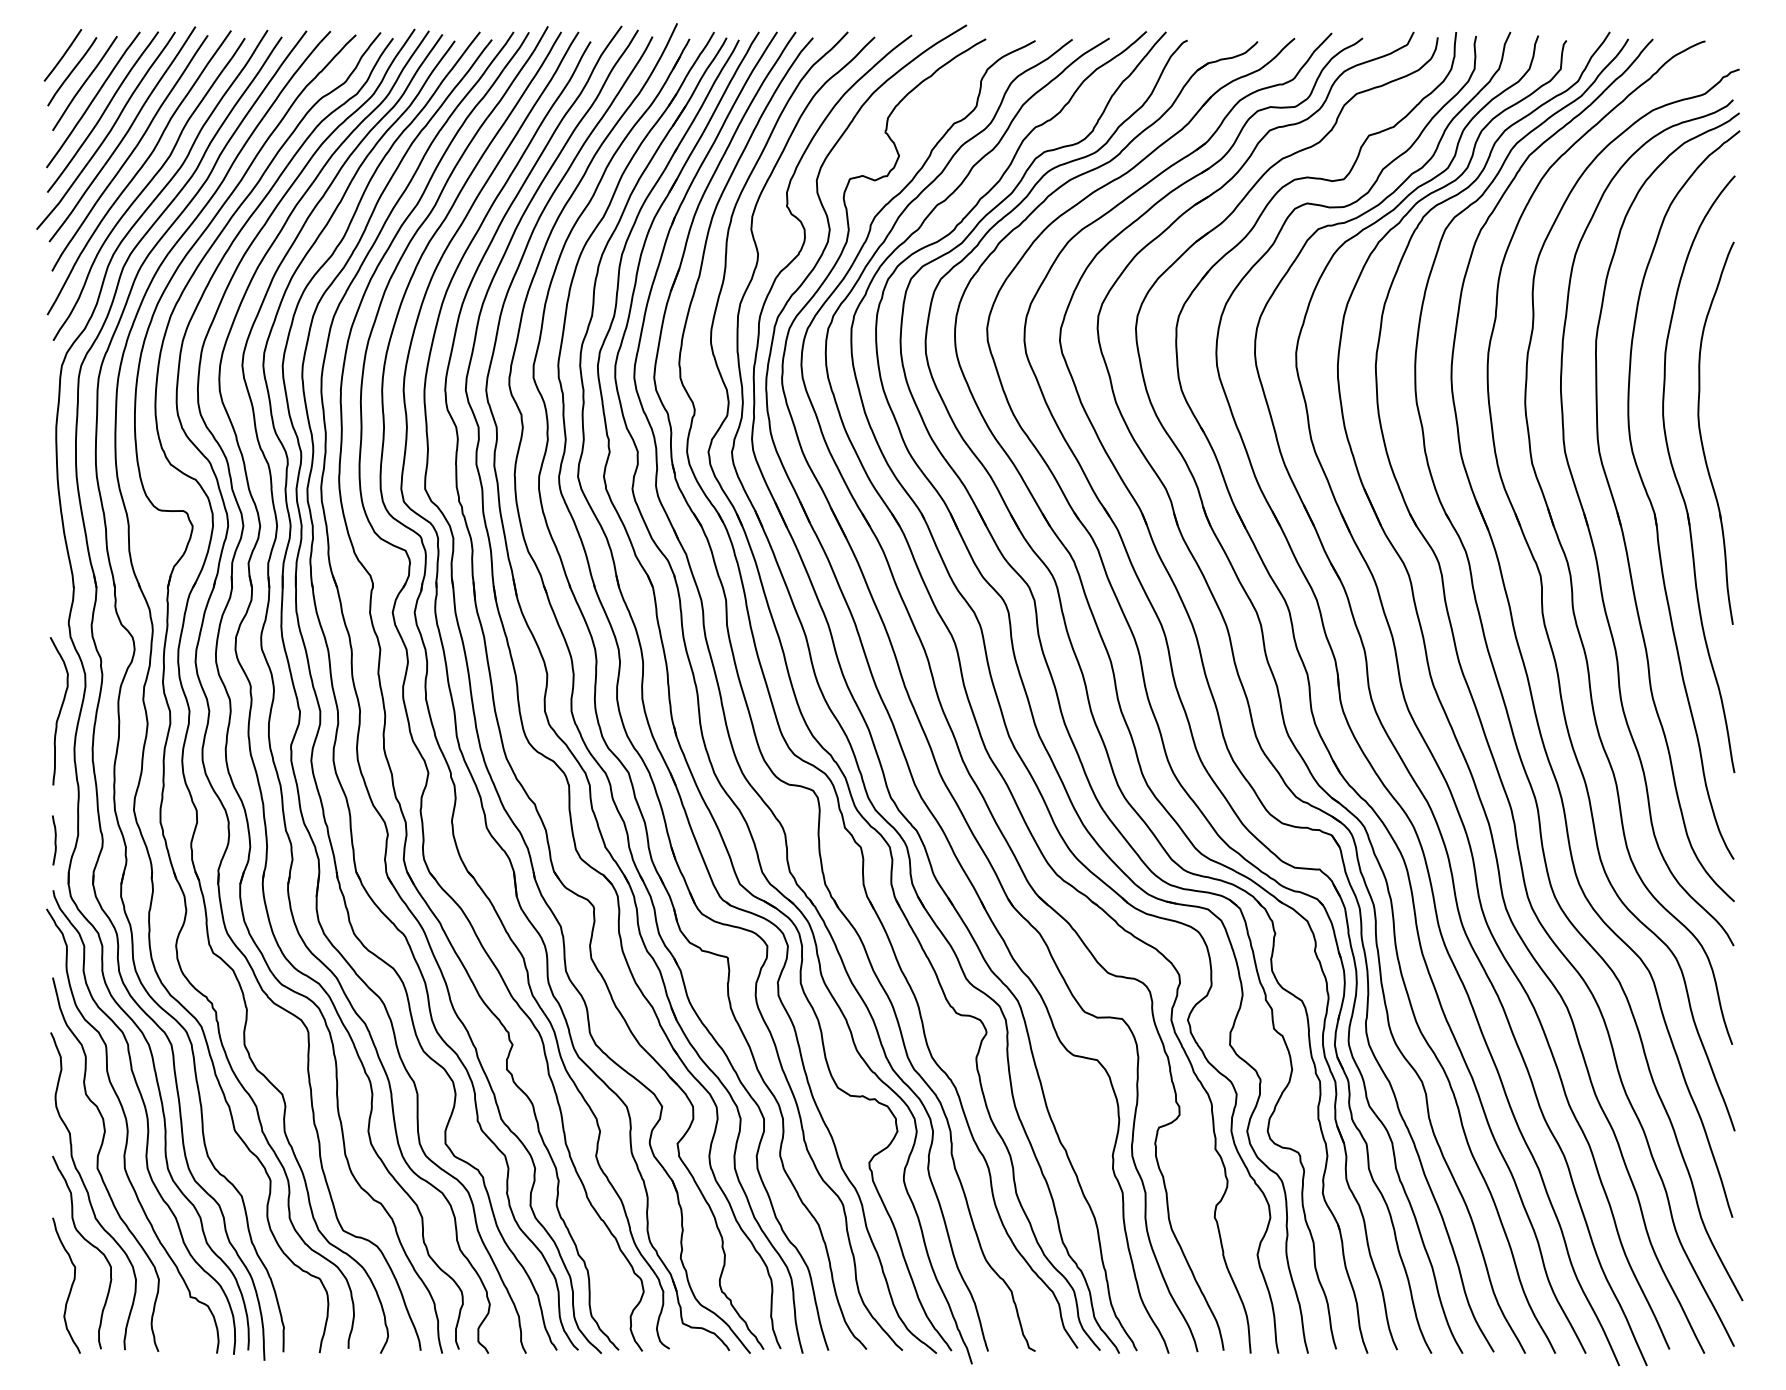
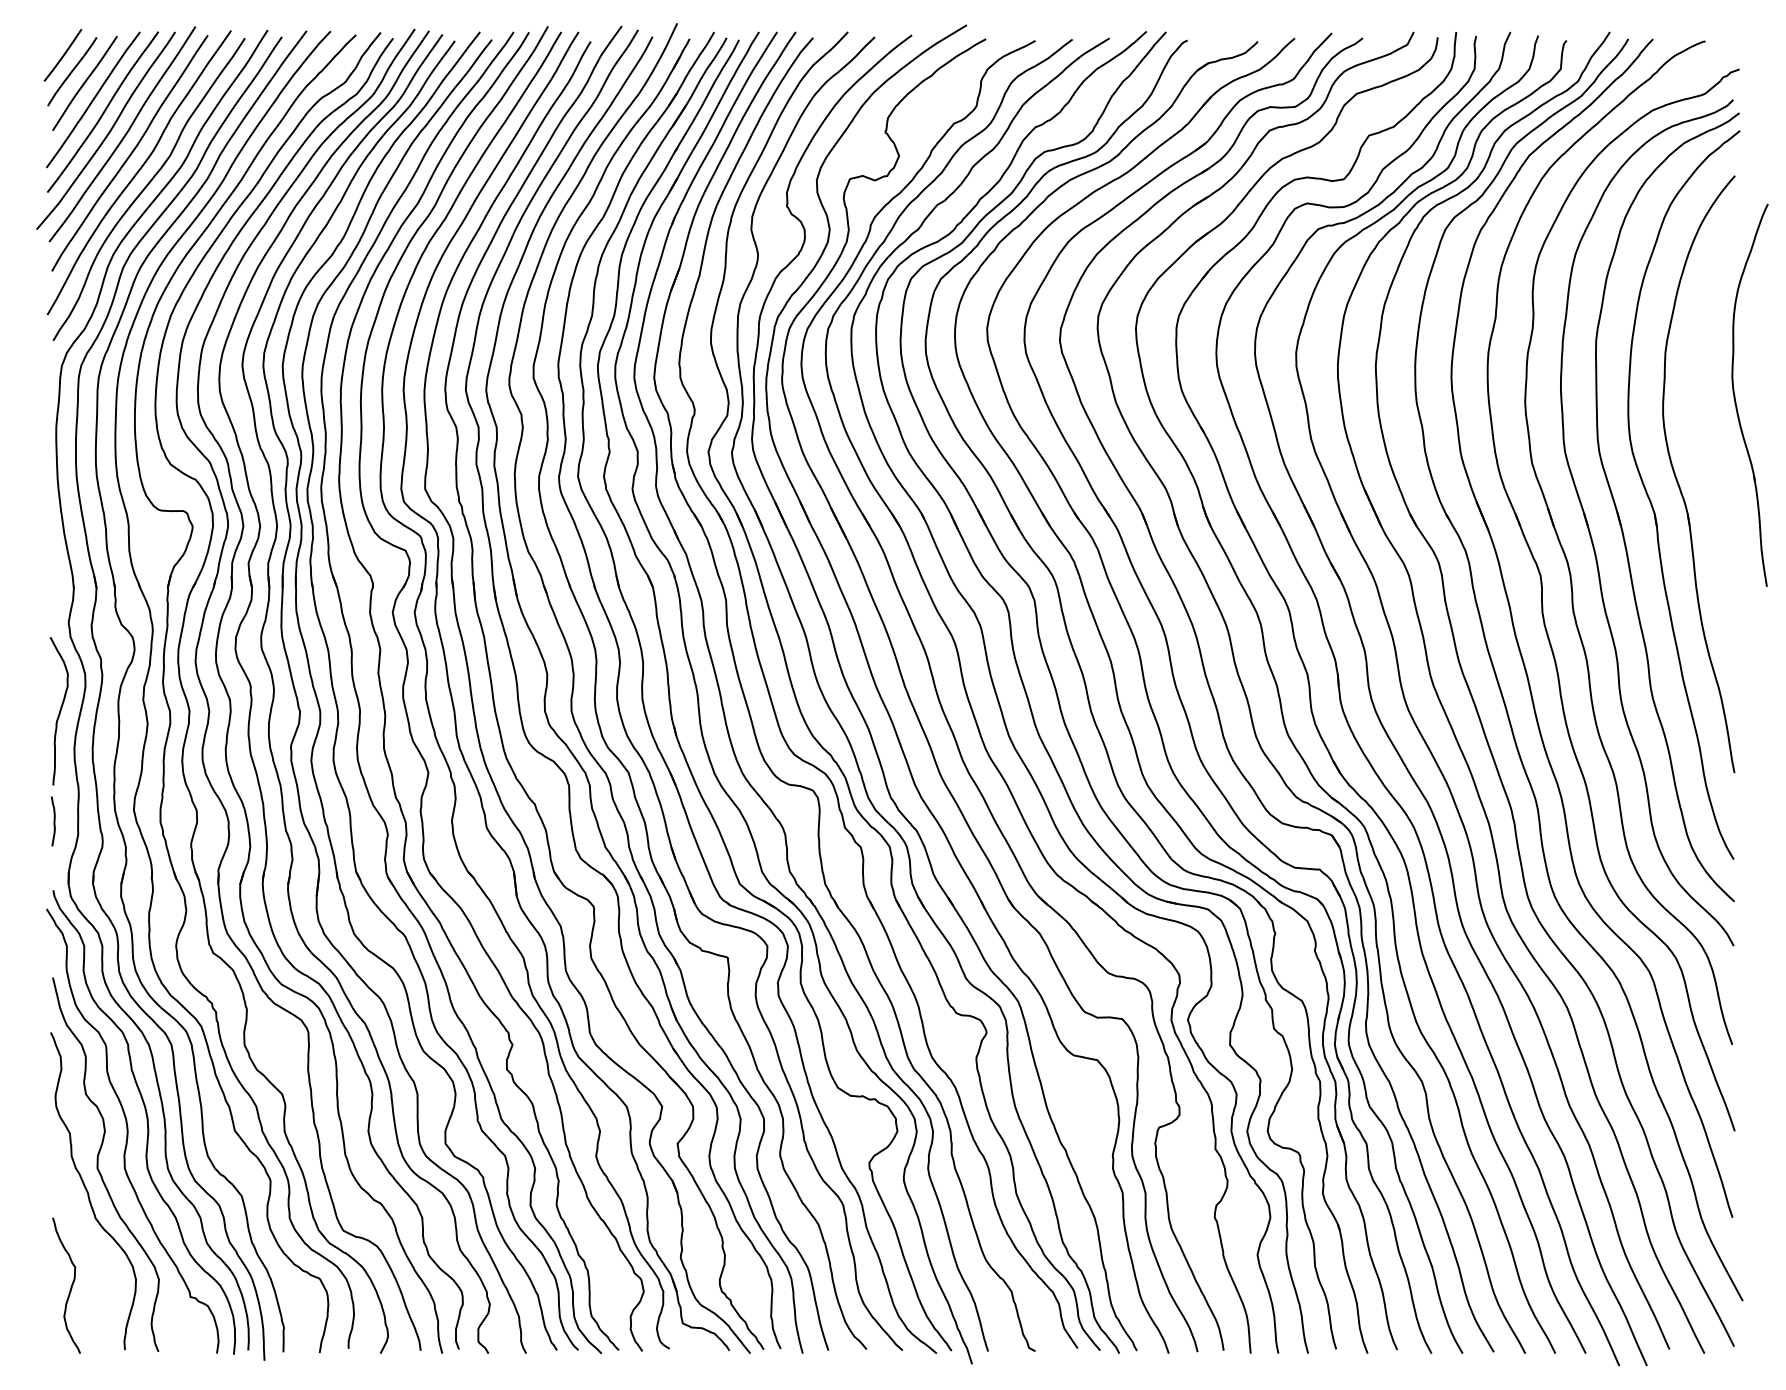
part position: (1701, 433) -> (1735, 395) (1735, 395)
curve position: (54, 840) -> (53, 821) (53, 821)
curve: present -> none (89, 1244)
